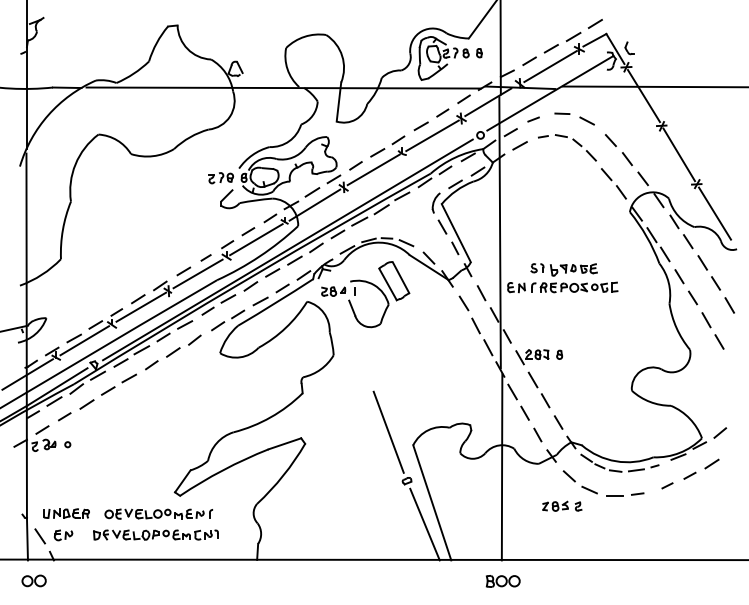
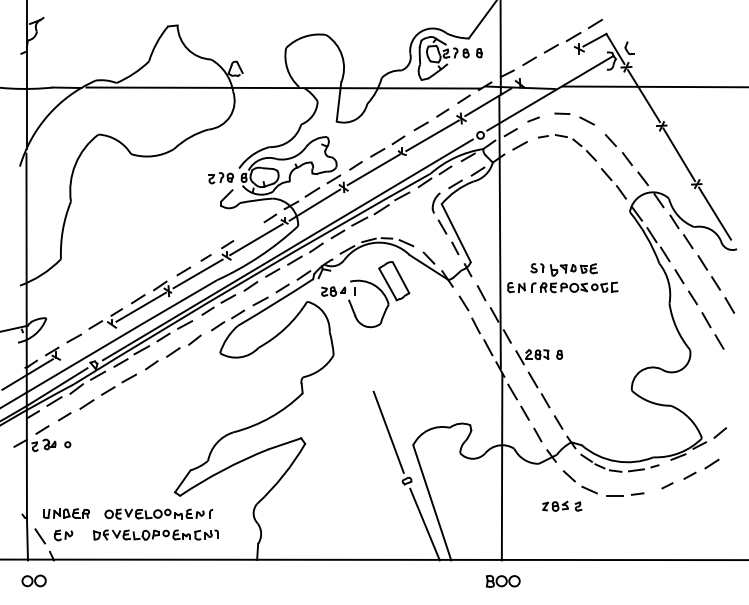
line: present -> none (550, 66)
line: present -> none (248, 231)
line: present -> none (84, 340)
